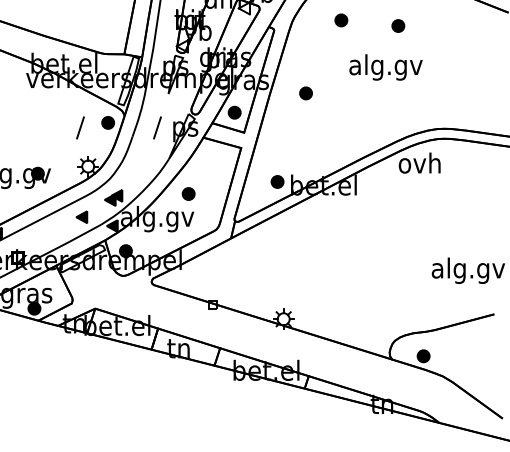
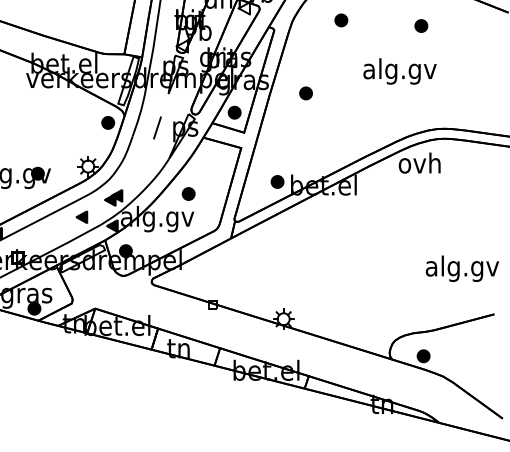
part position: (398, 25) -> (421, 25) (421, 25)
text position: (385, 67) -> (399, 71) (399, 71)
line: present -> none (80, 127)
text position: (468, 270) -> (462, 268) (462, 268)
